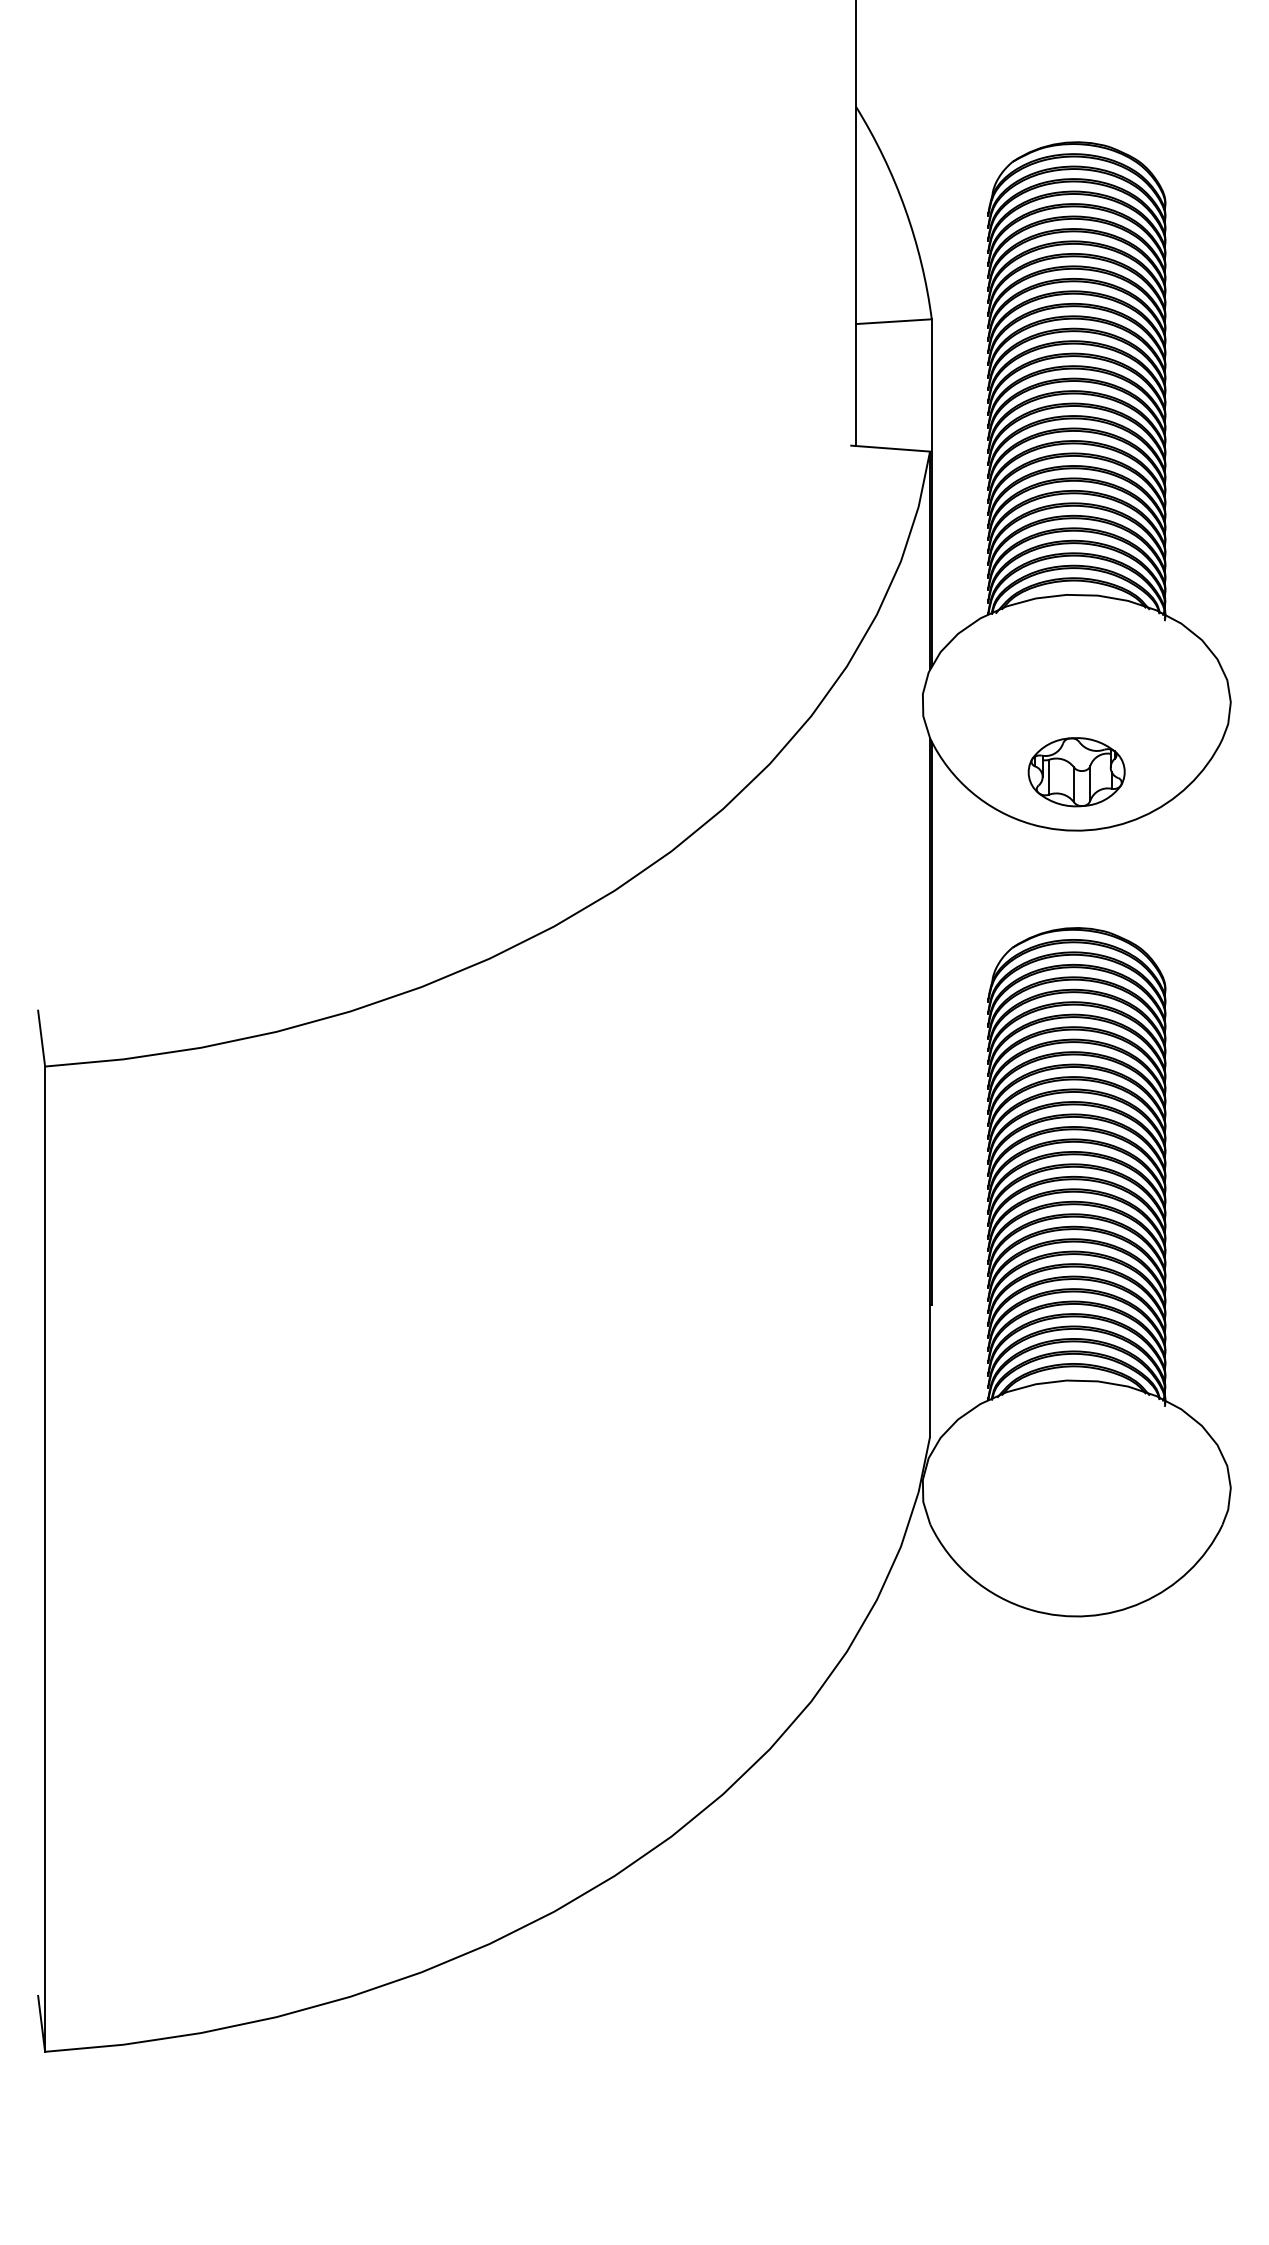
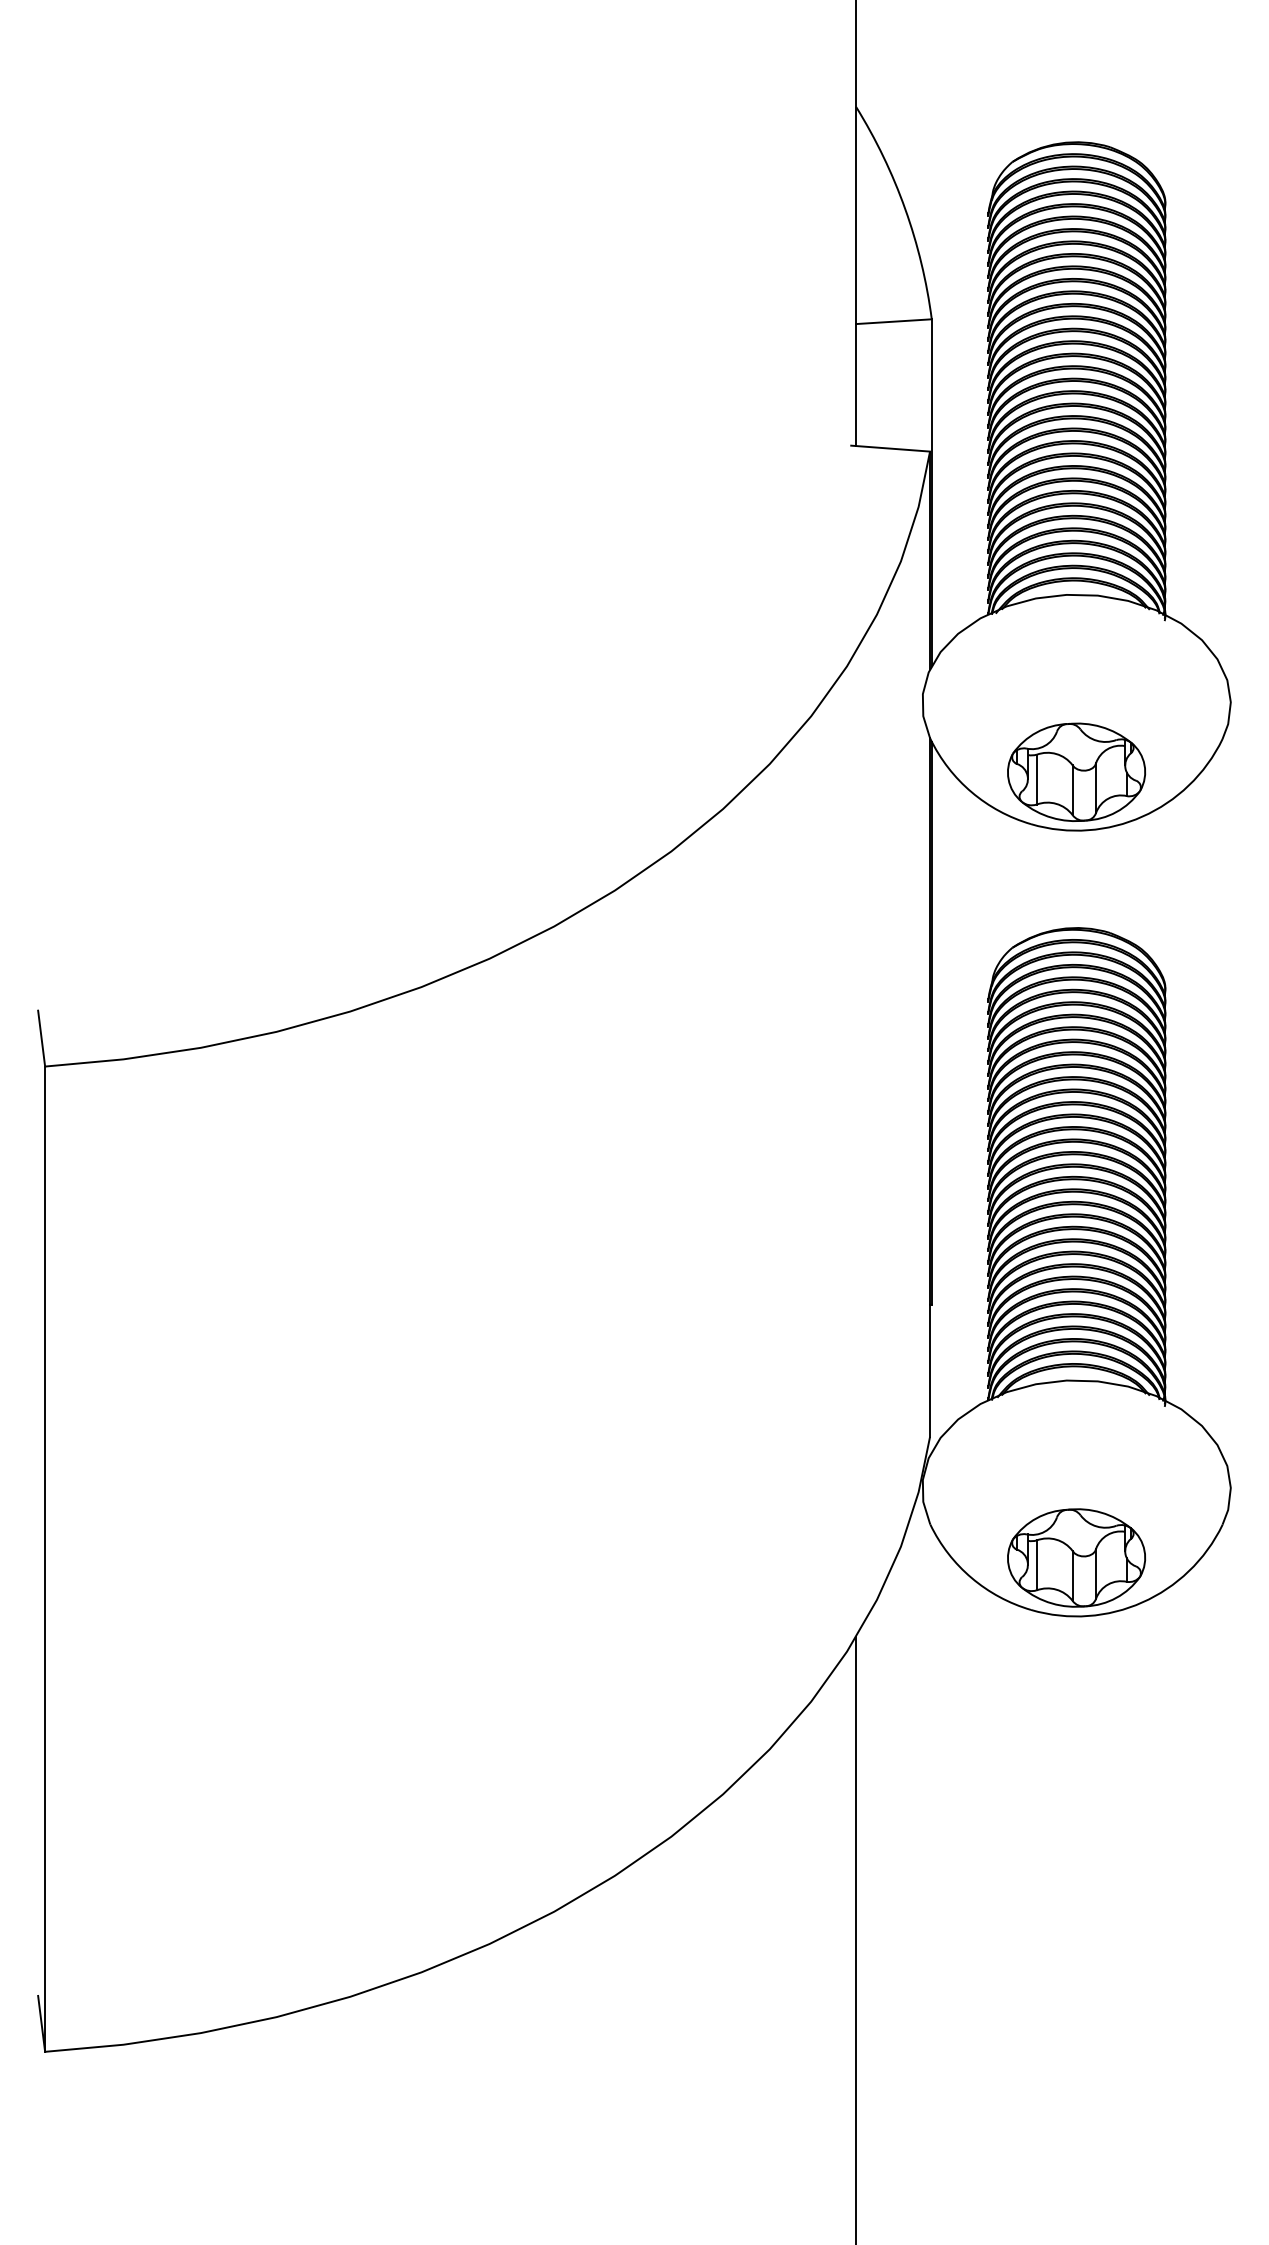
part size: 99x71 px -> 140x100 px (1076, 771)
part: none -> present (1076, 1557)
line: none -> present (856, 1939)
